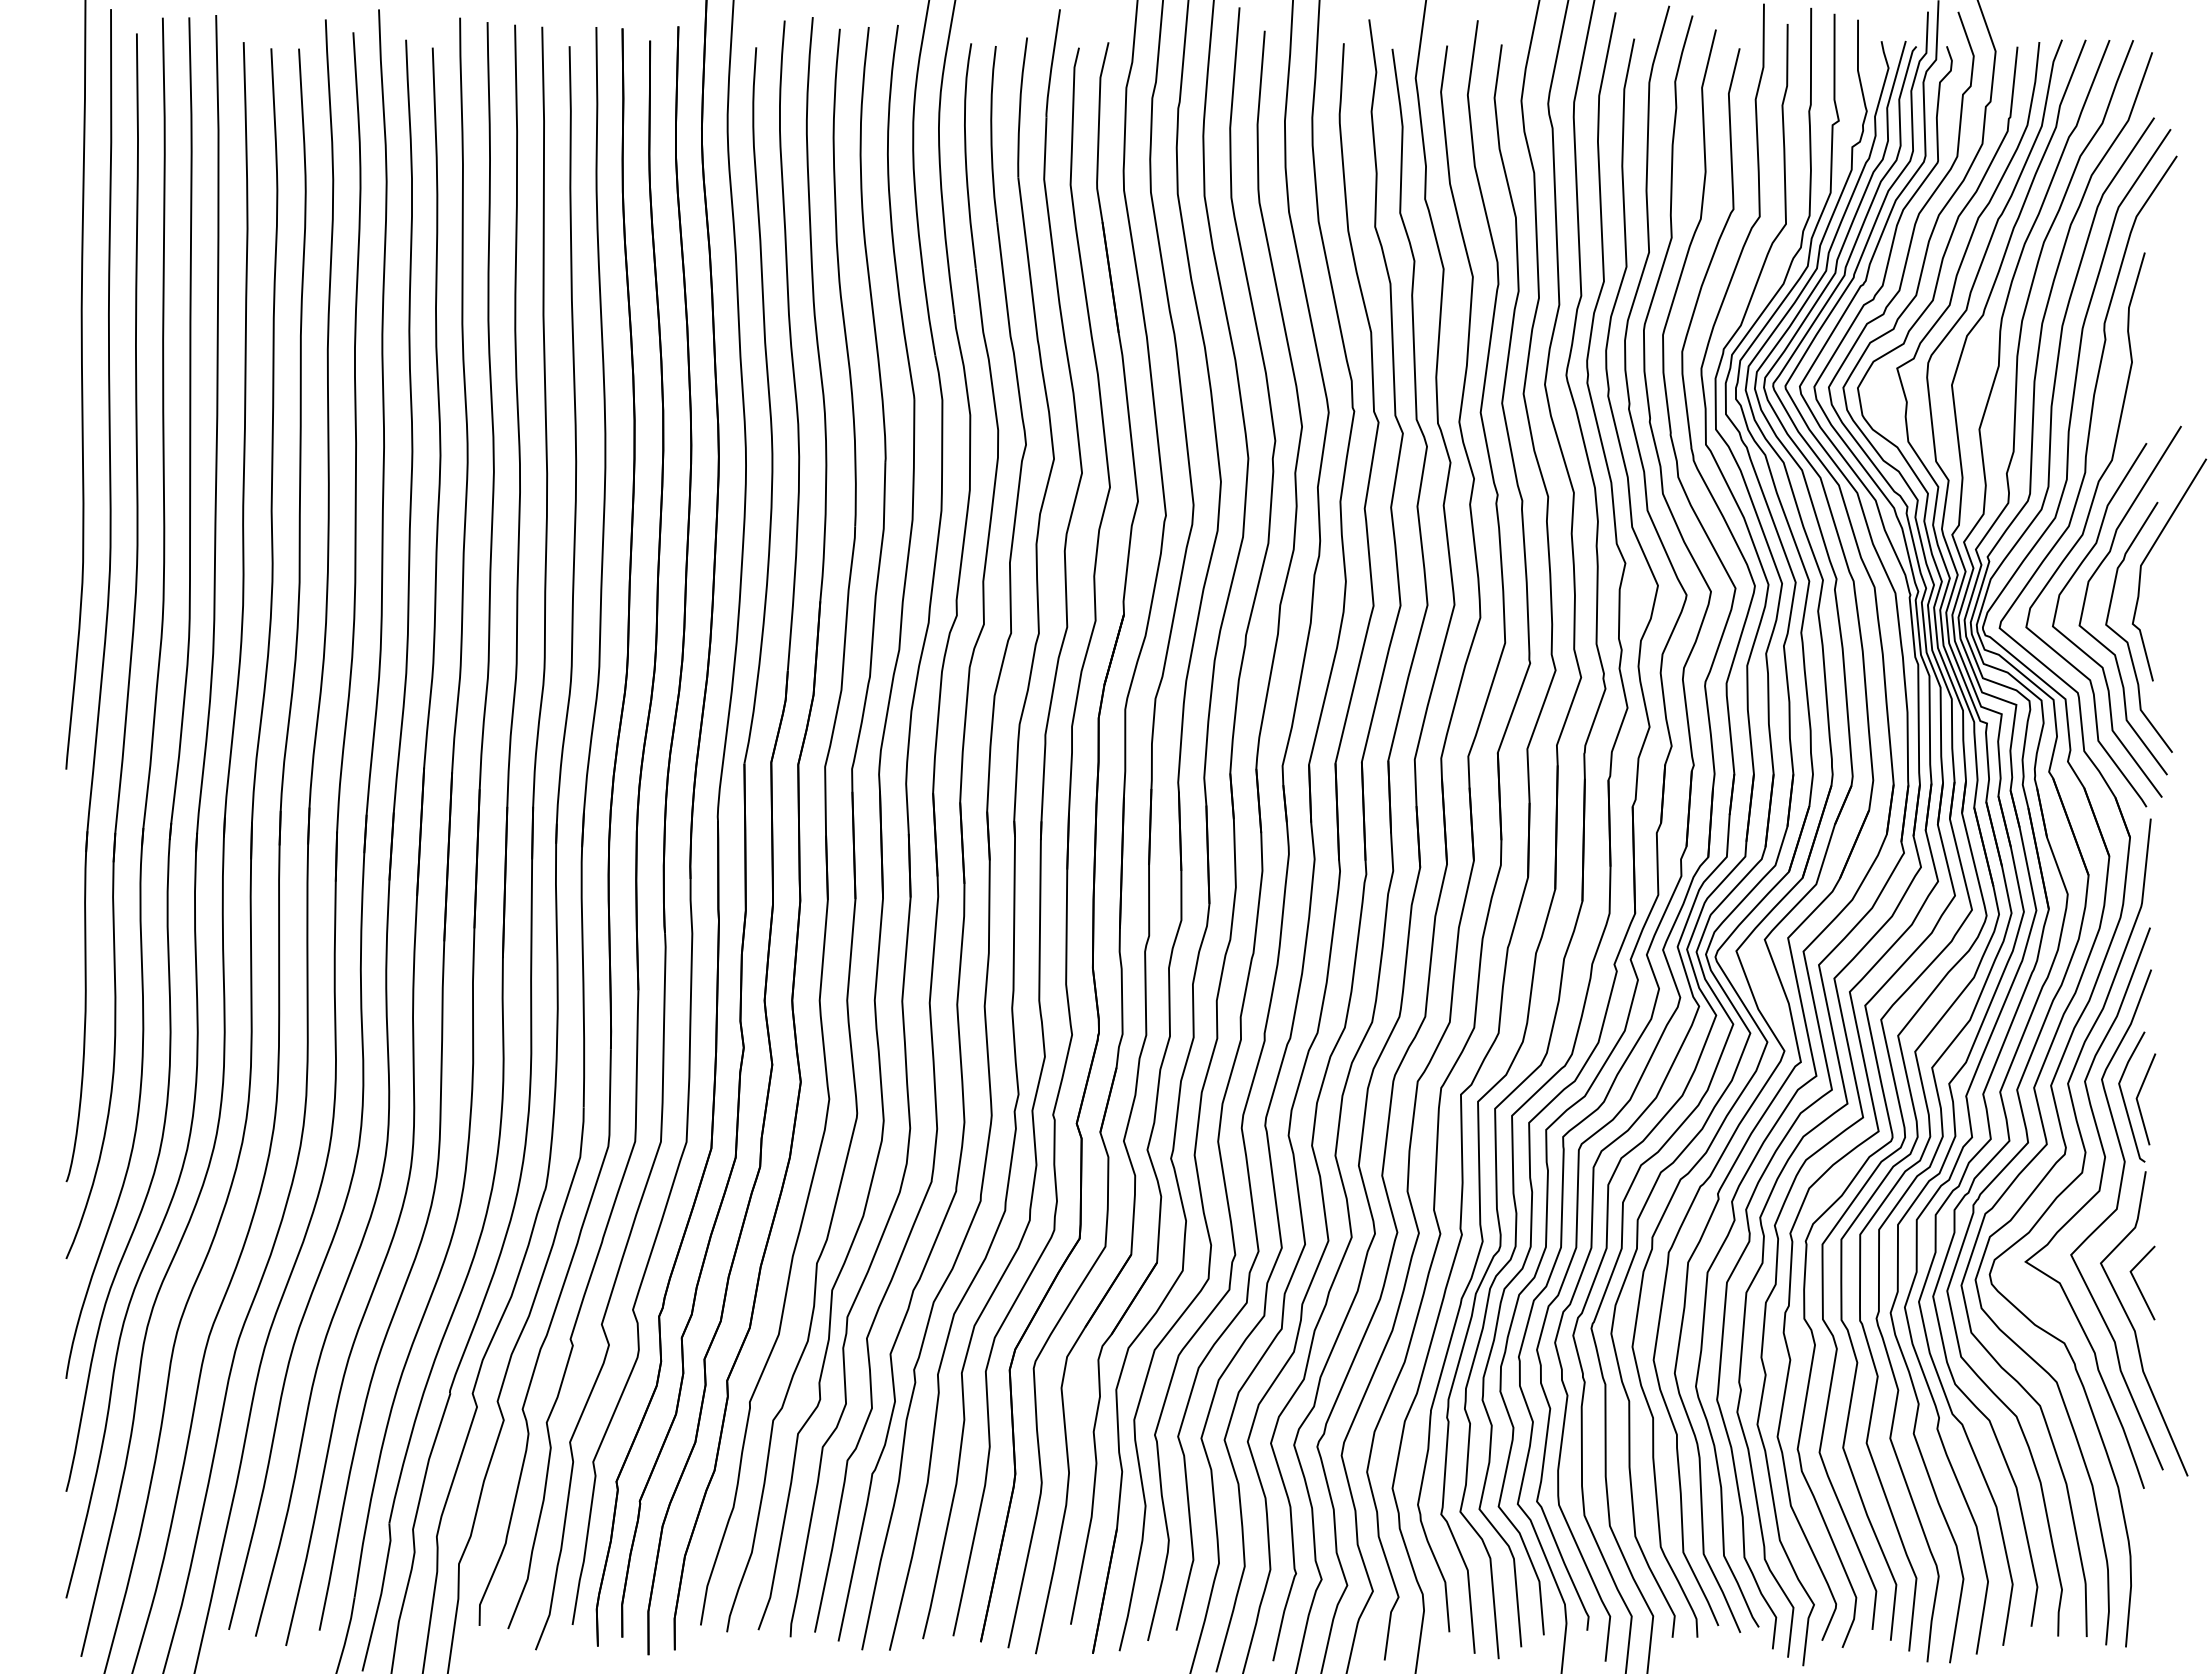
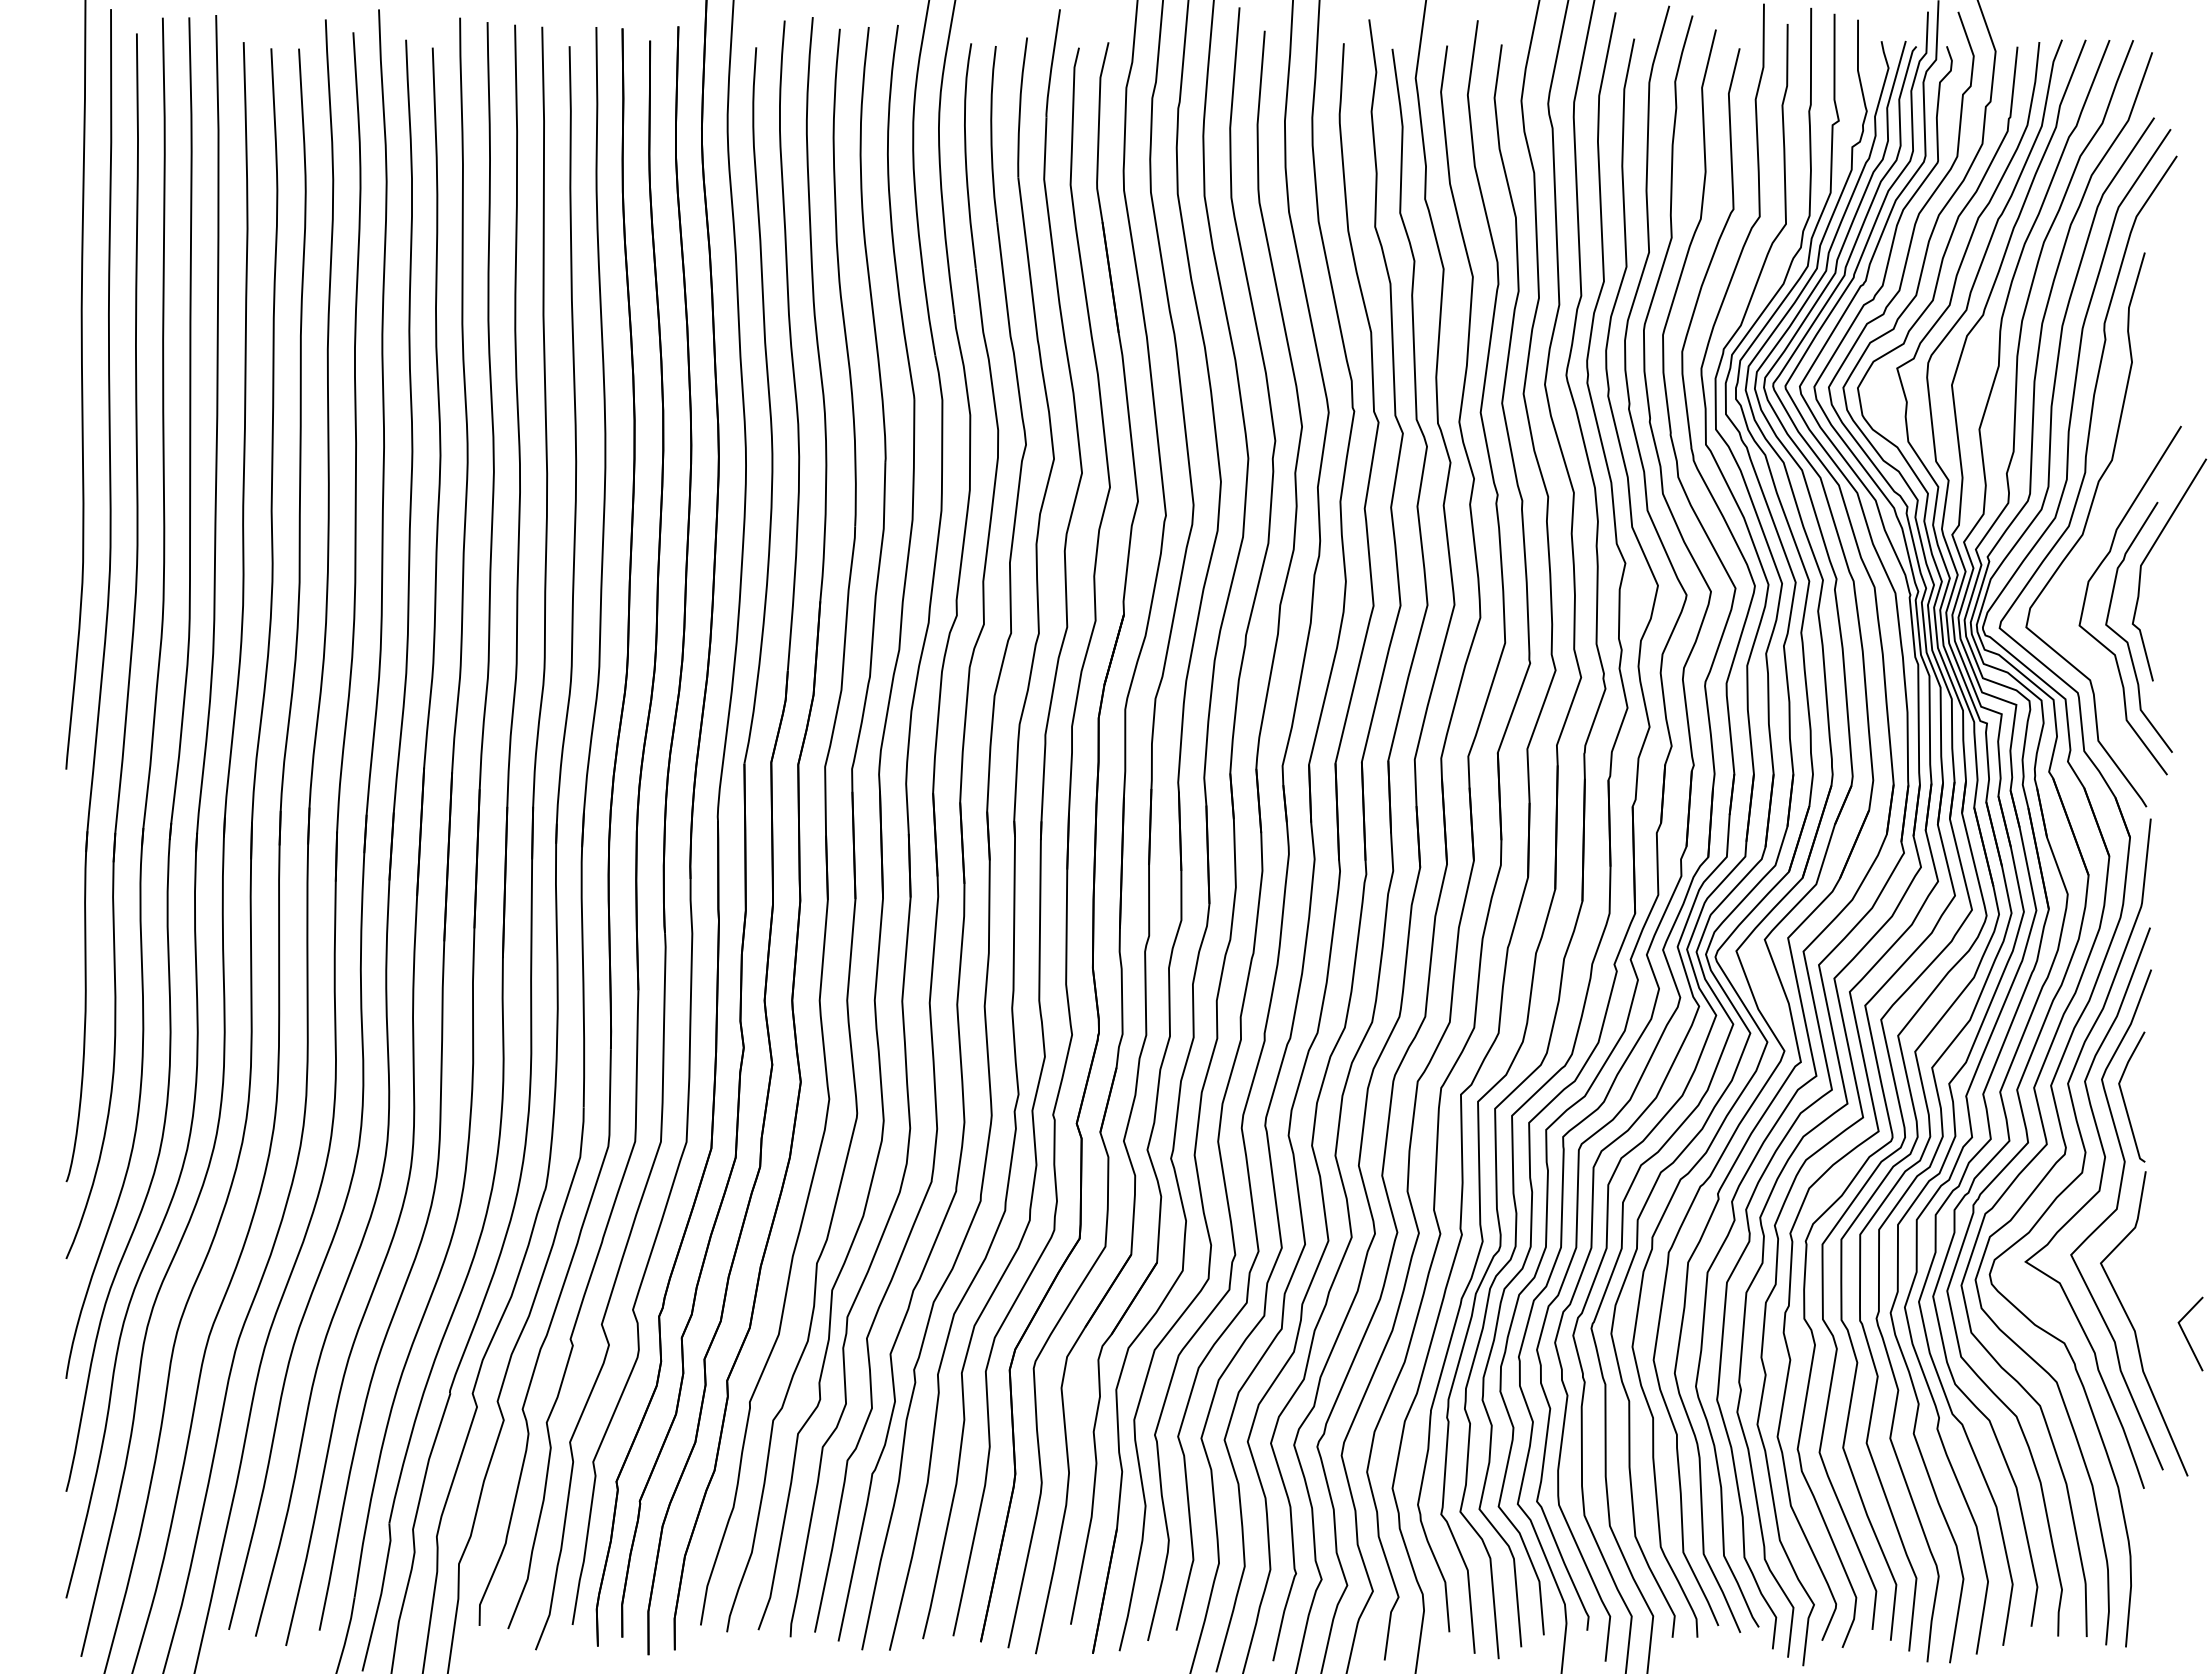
curve: present -> none (2081, 648)
line: present -> none (2138, 1100)
line position: (2138, 1284) -> (2186, 1335) (2186, 1335)
